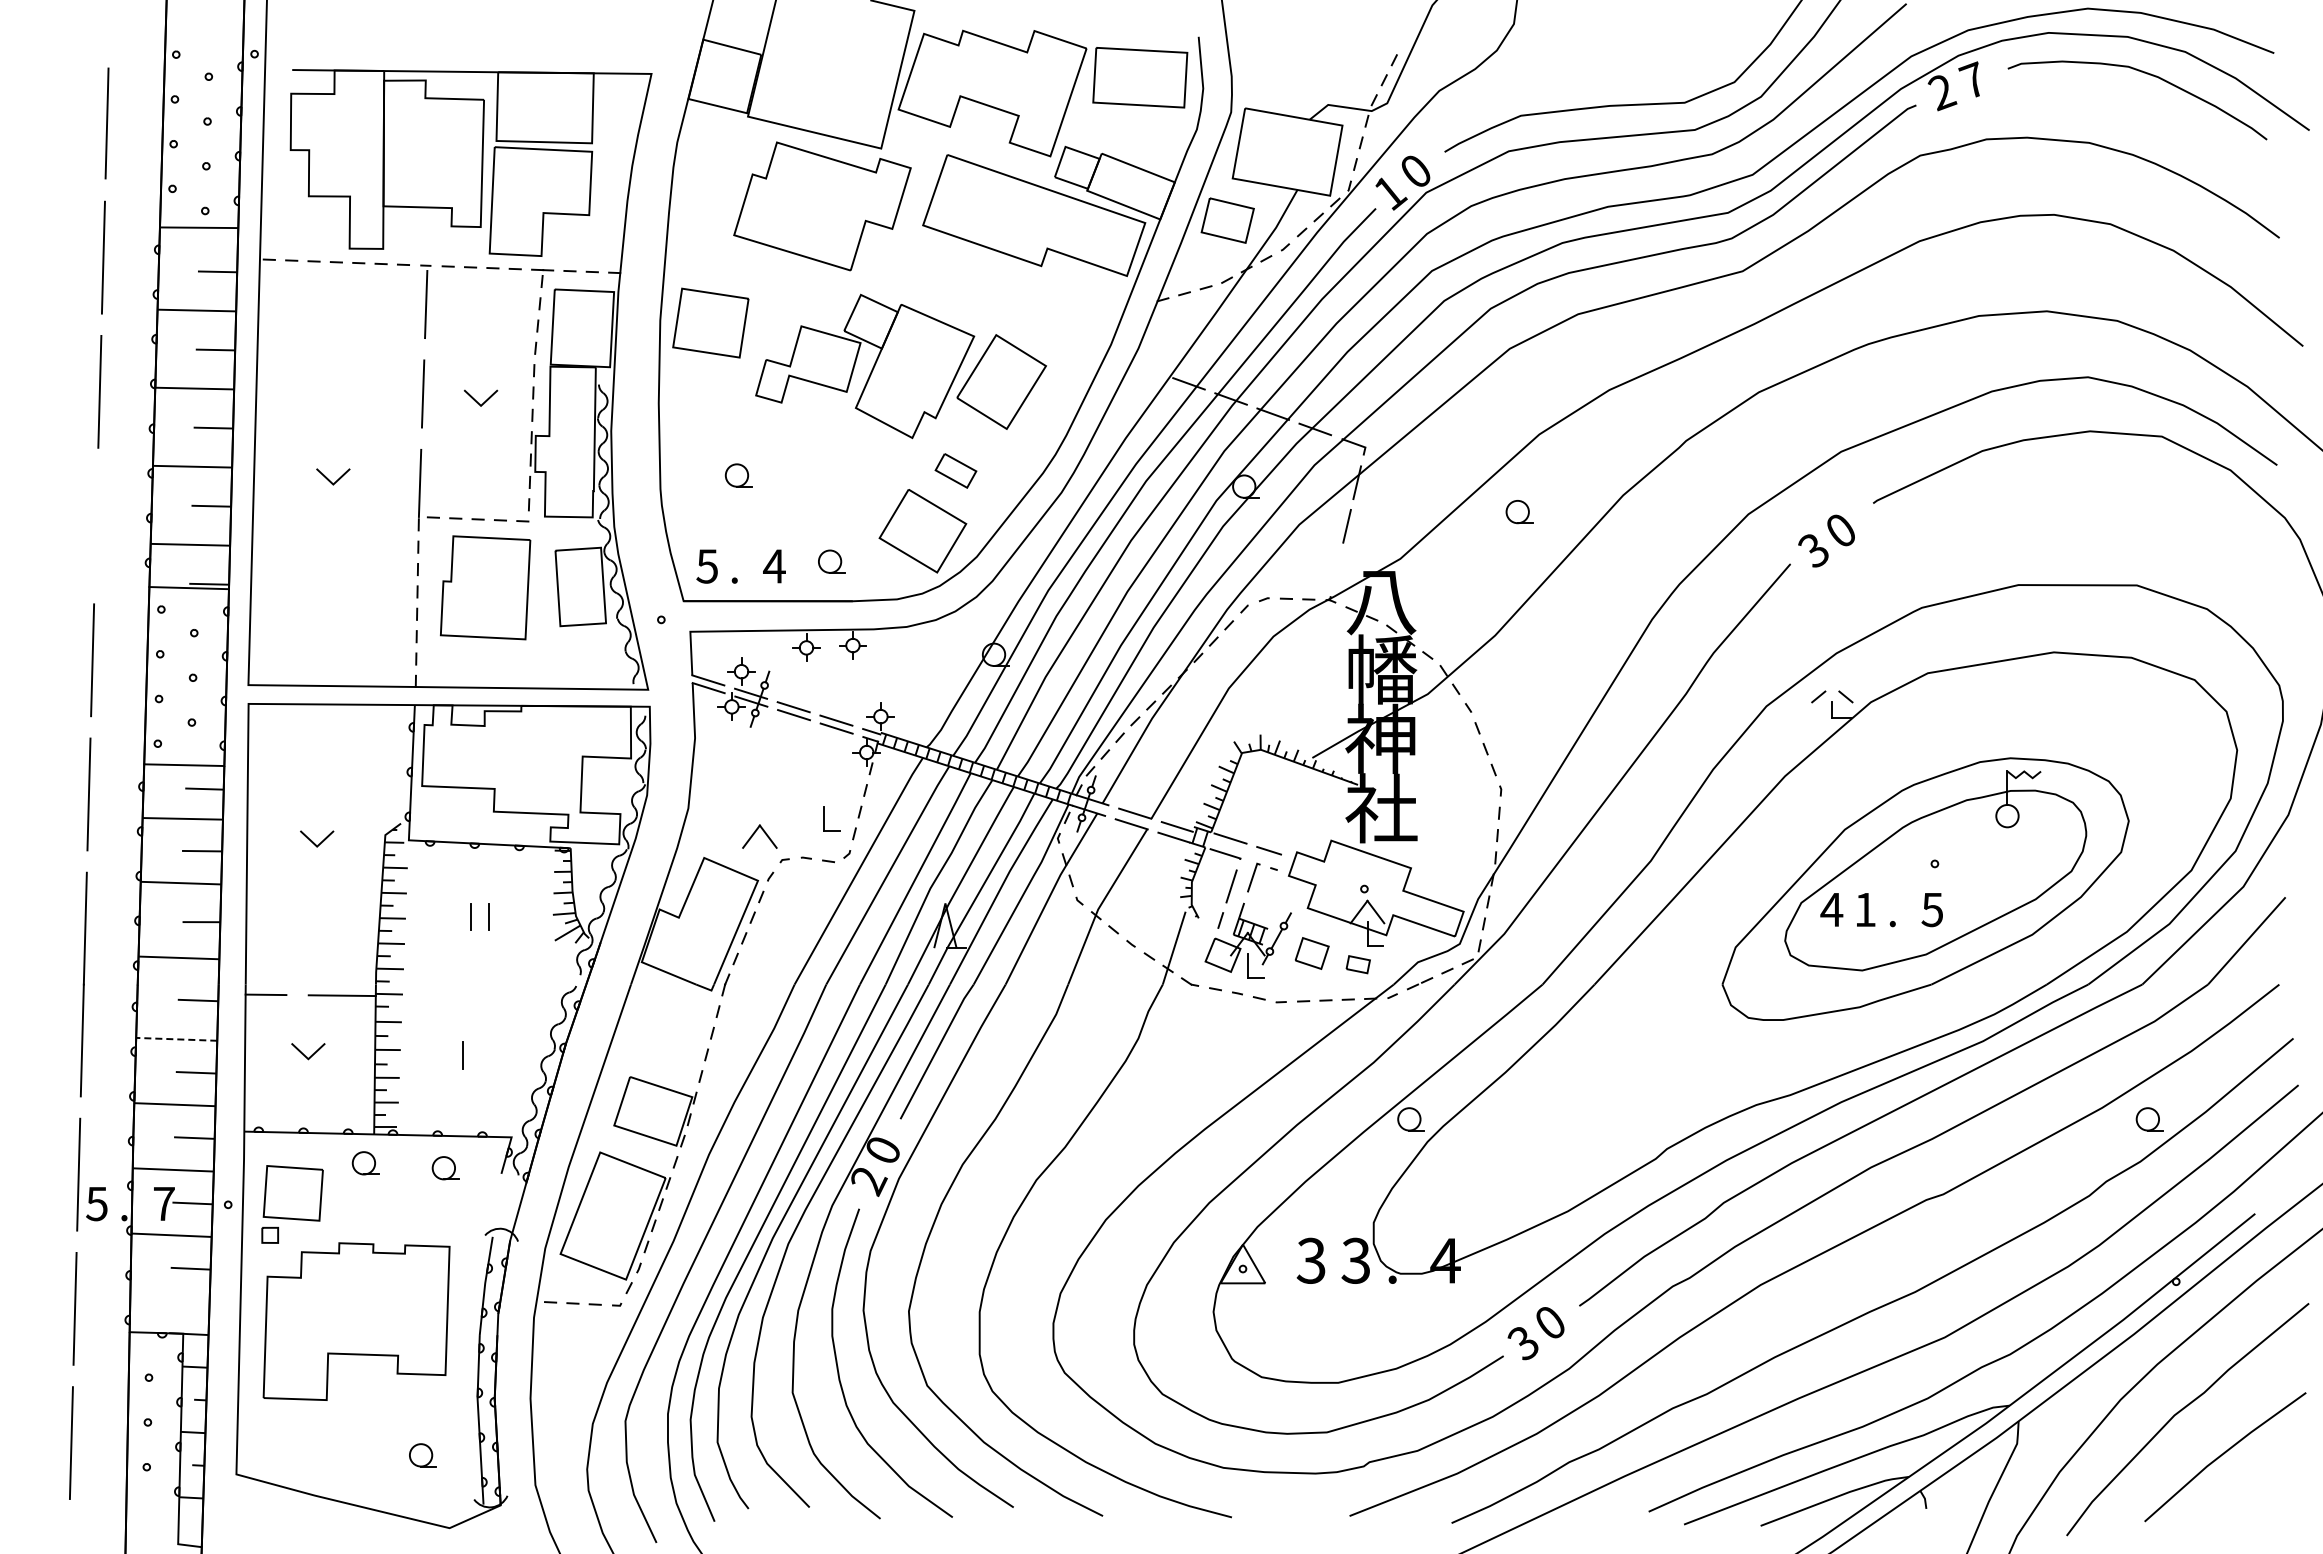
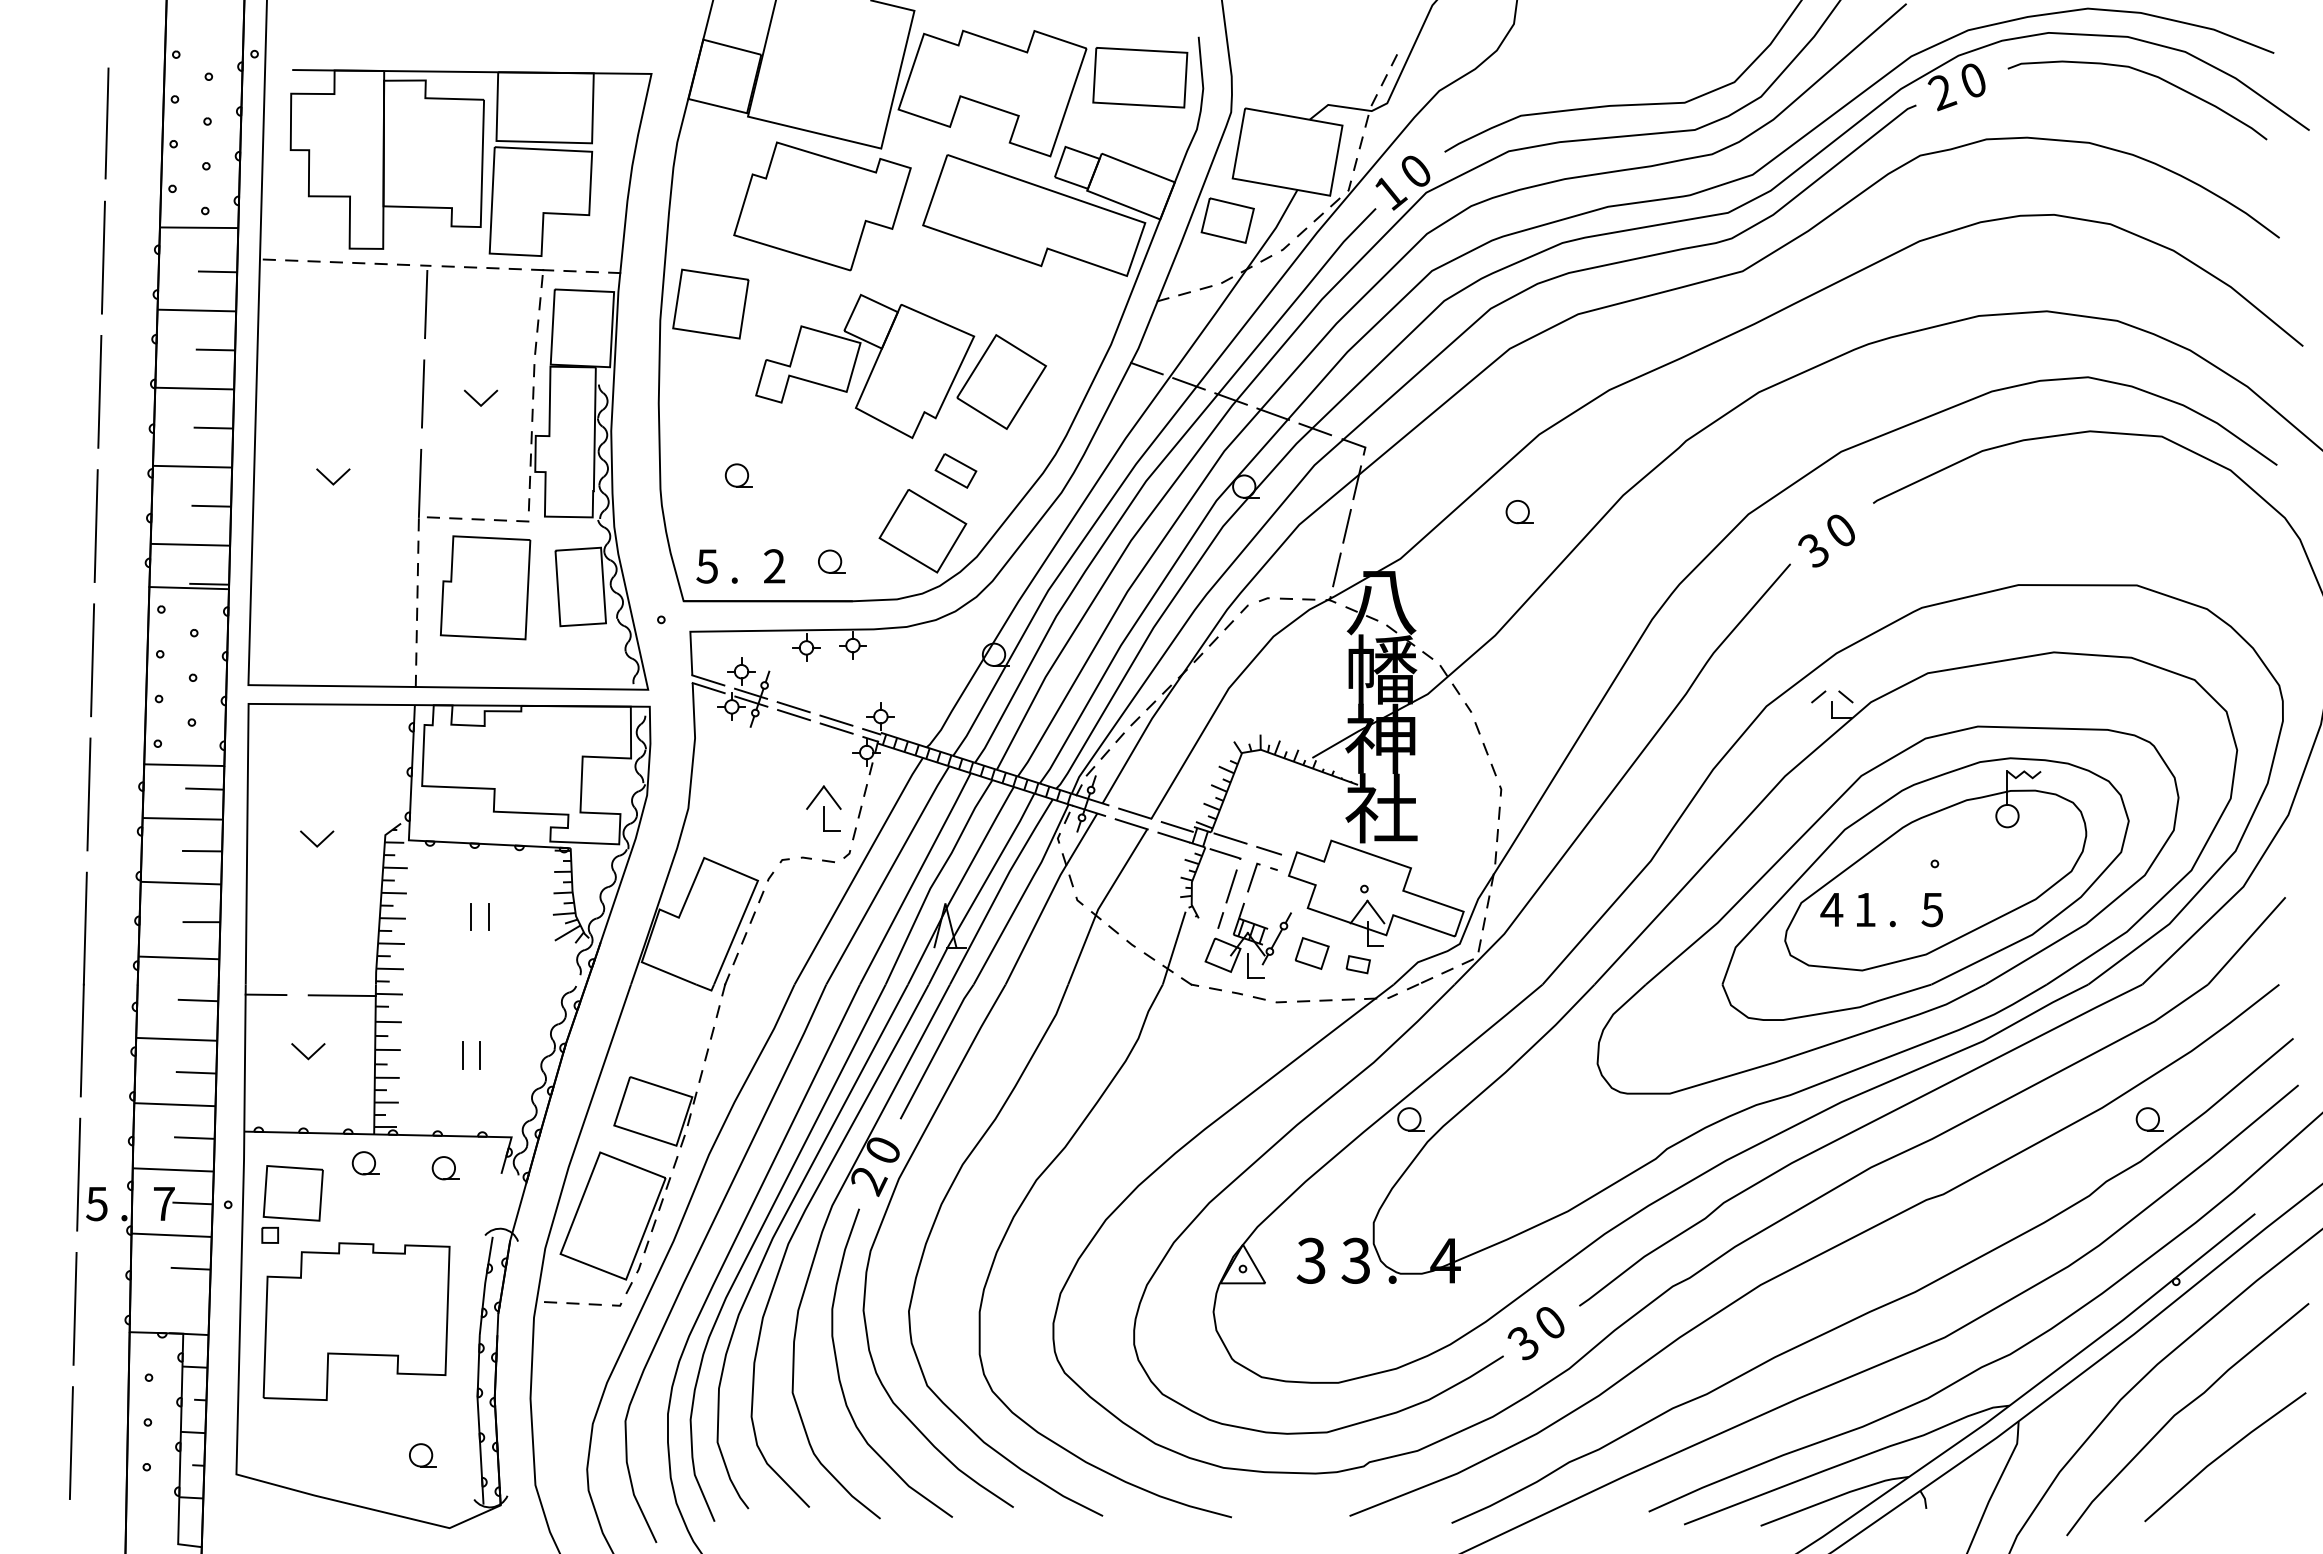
text: 7 -> 0 (1971, 79)
part position: (710, 322) -> (710, 303) (710, 303)
line: none -> present (1146, 368)
line: none -> present (95, 525)
text: 4 -> 2 (774, 566)
line: none -> present (1336, 569)
part position: (759, 836) -> (823, 797) (823, 797)
part: none -> present (1887, 909)
line: dashed -> solid (176, 1039)
line: none -> present (480, 1055)
